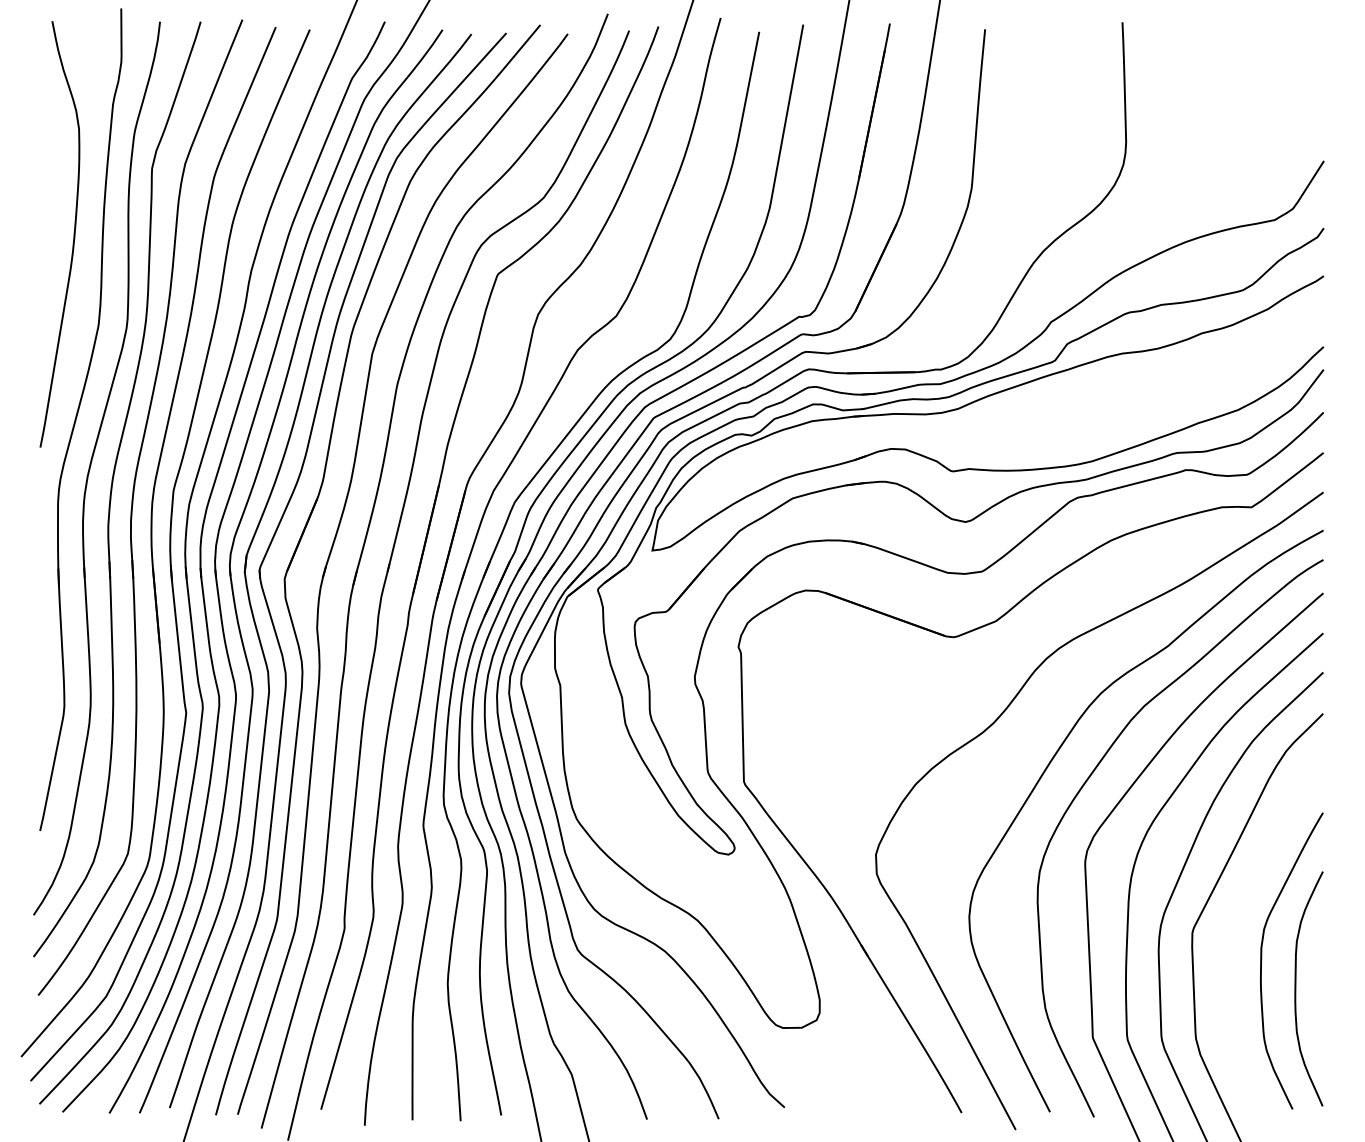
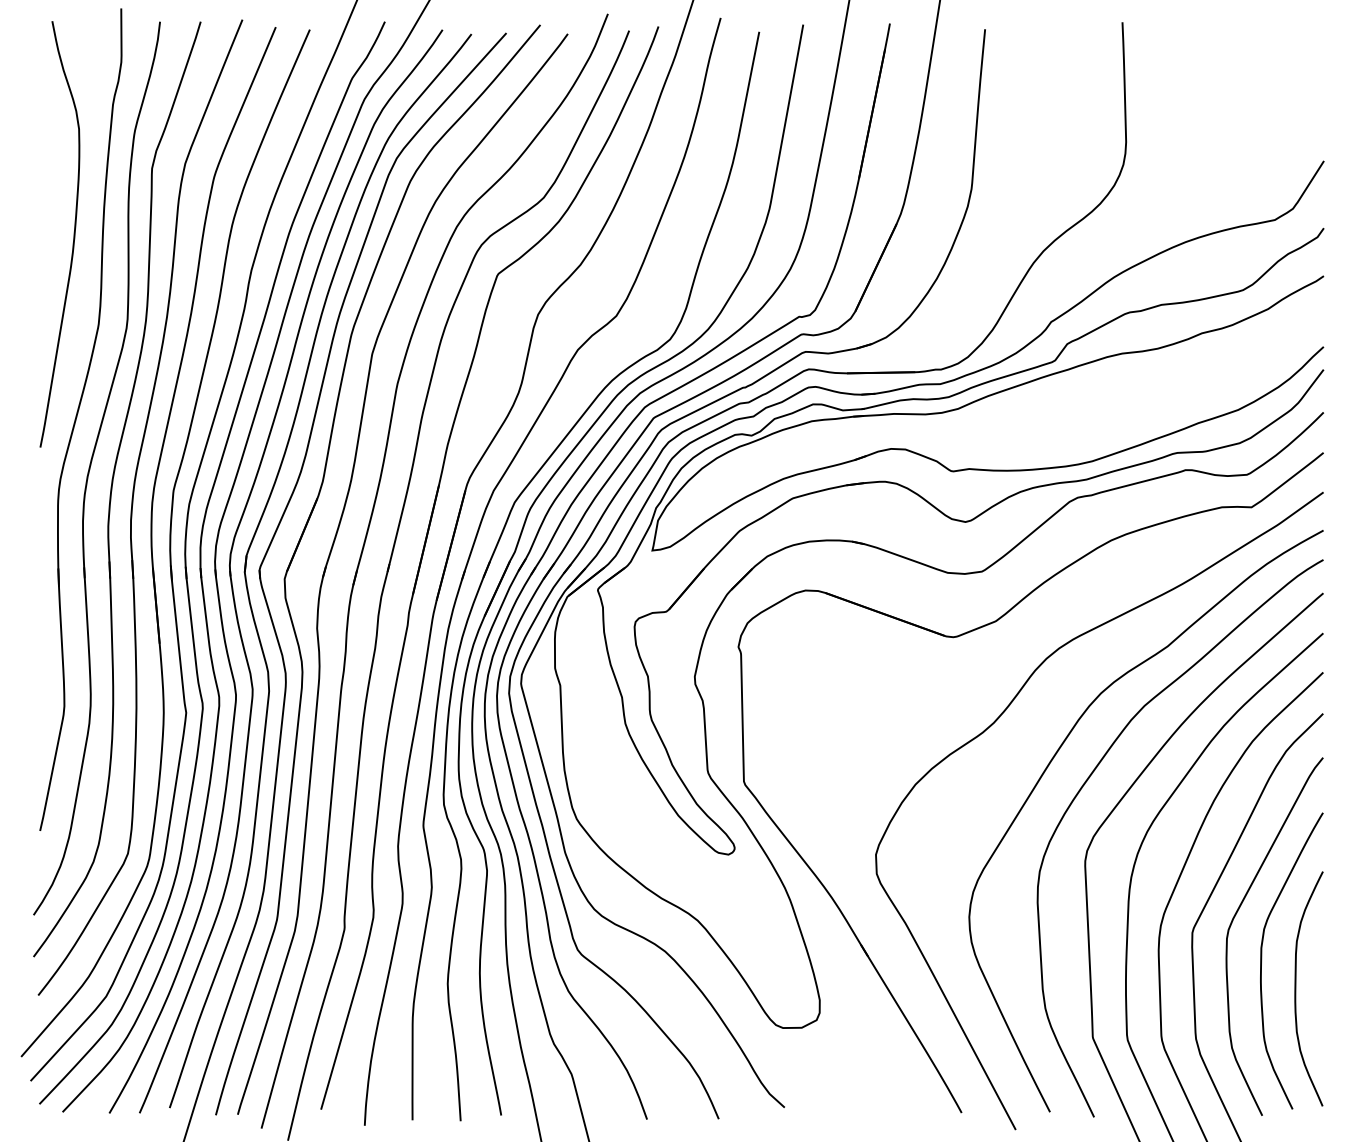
curve: none -> present (1237, 913)
